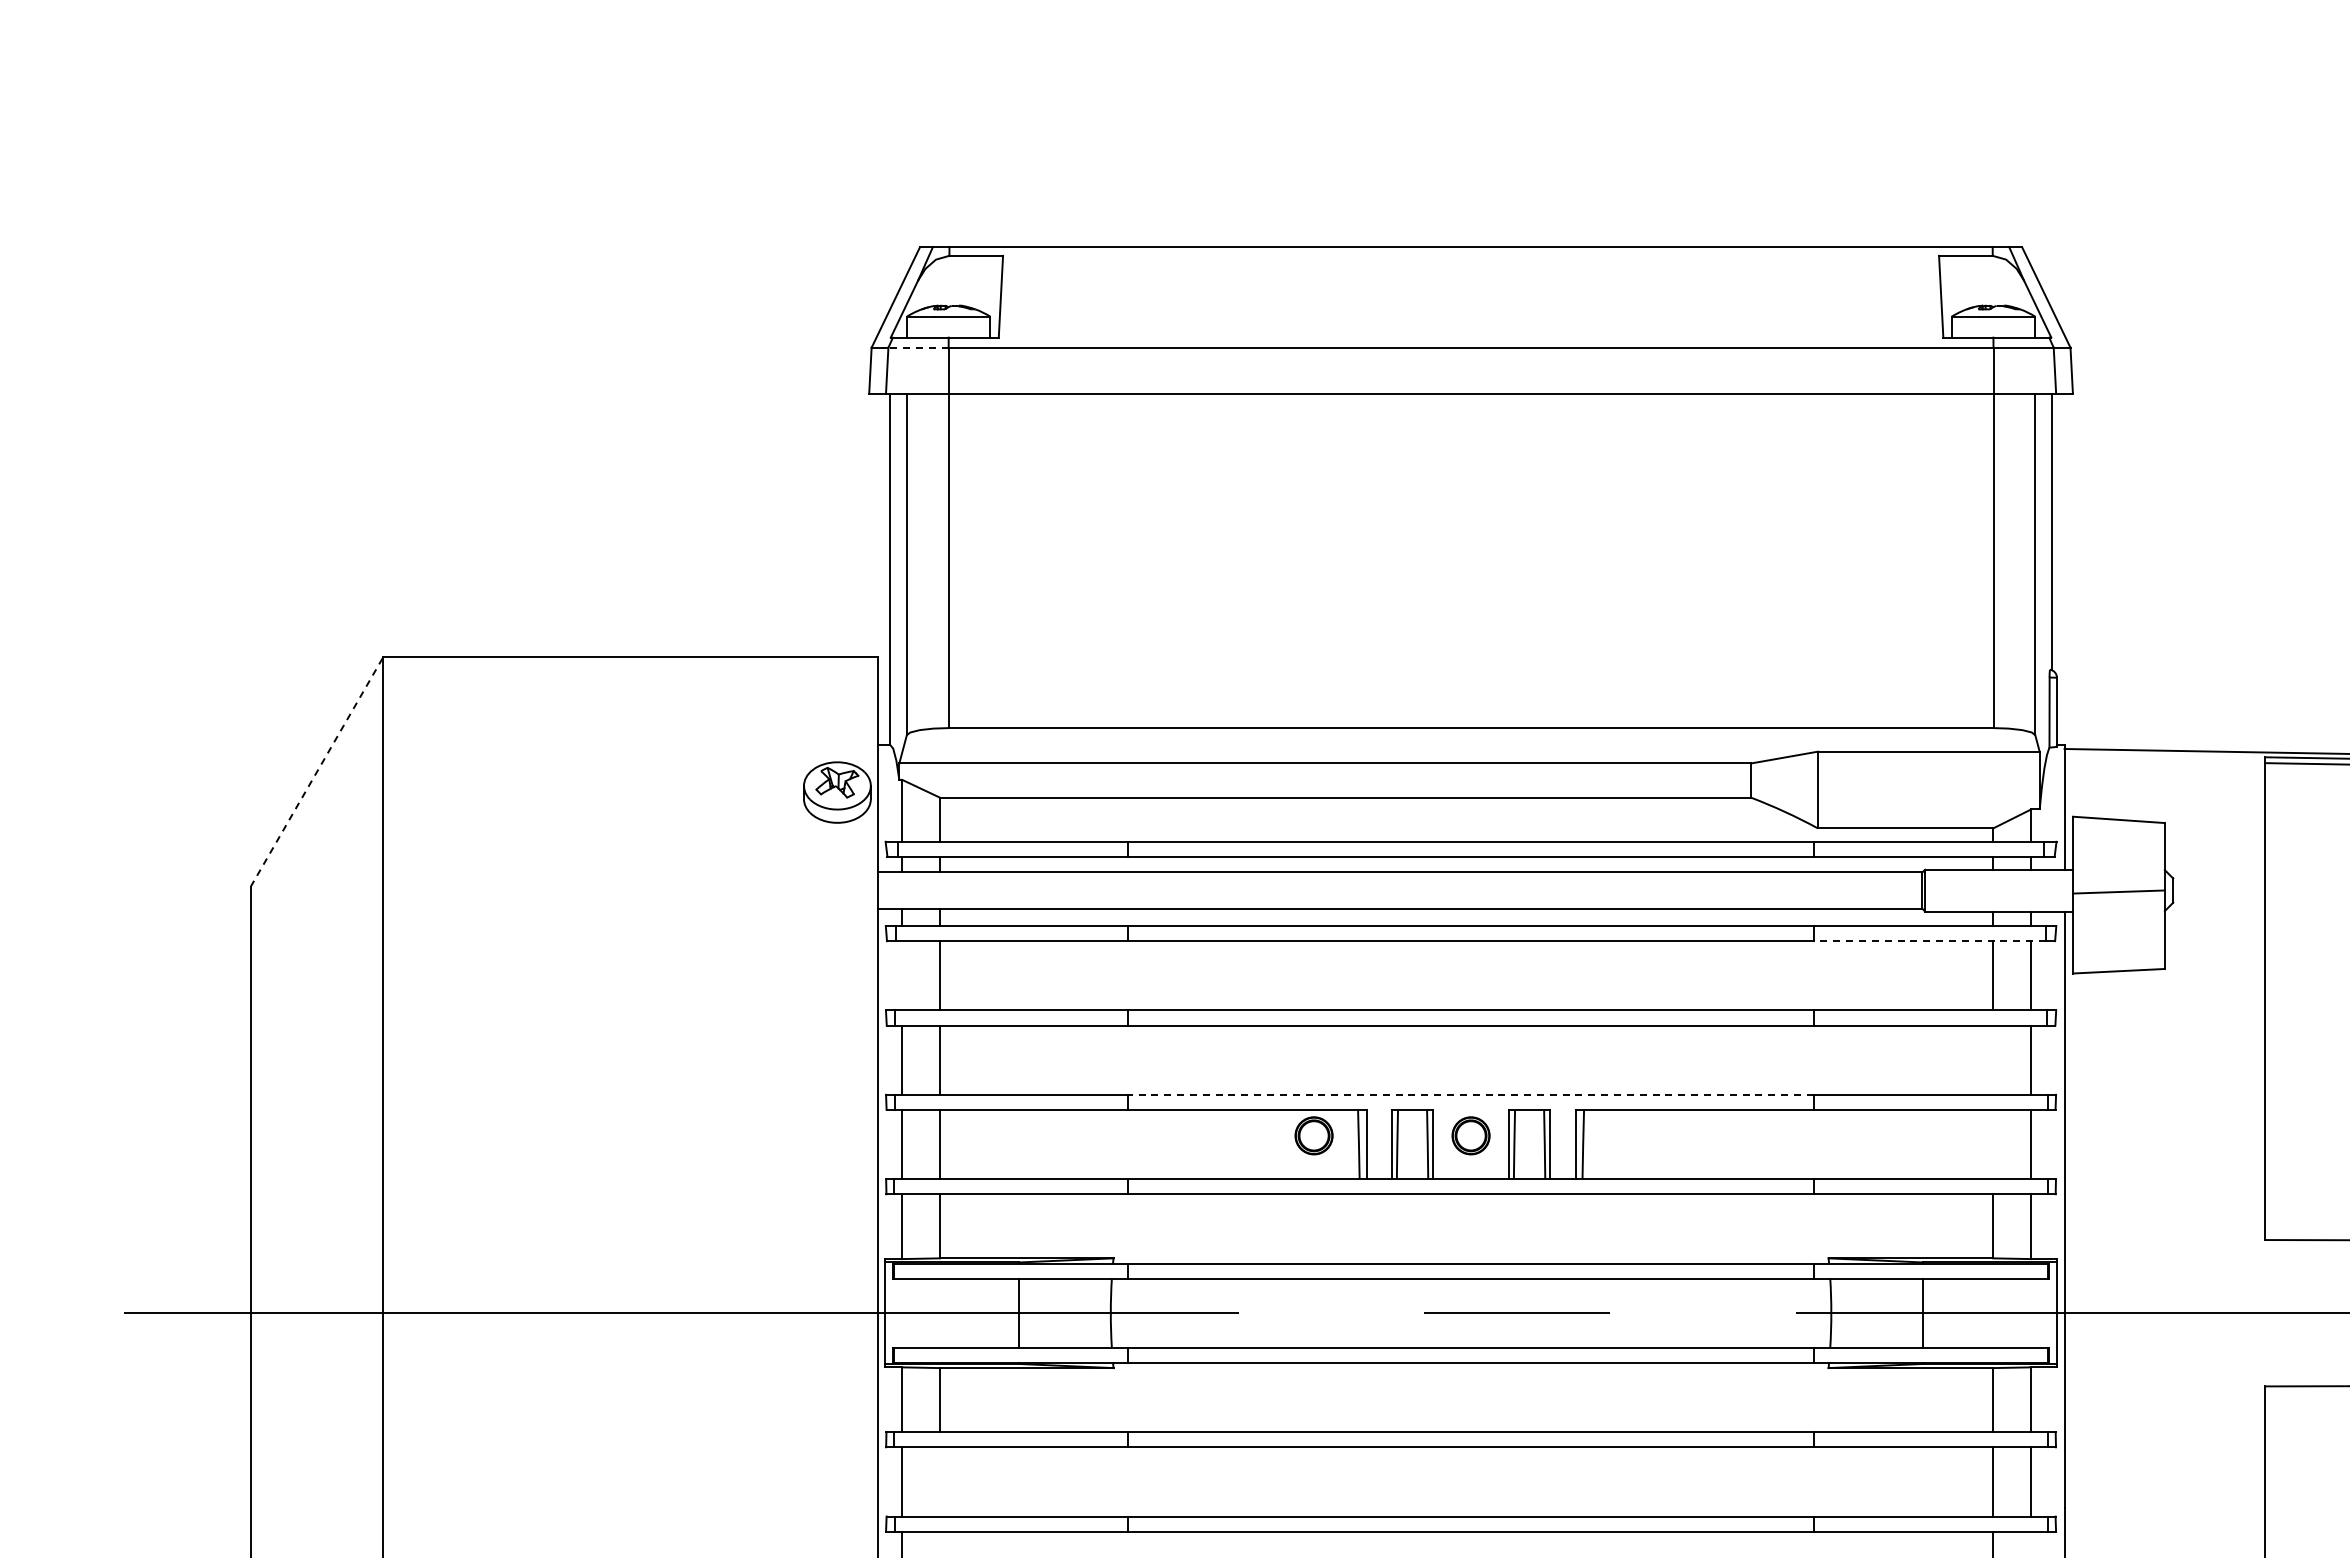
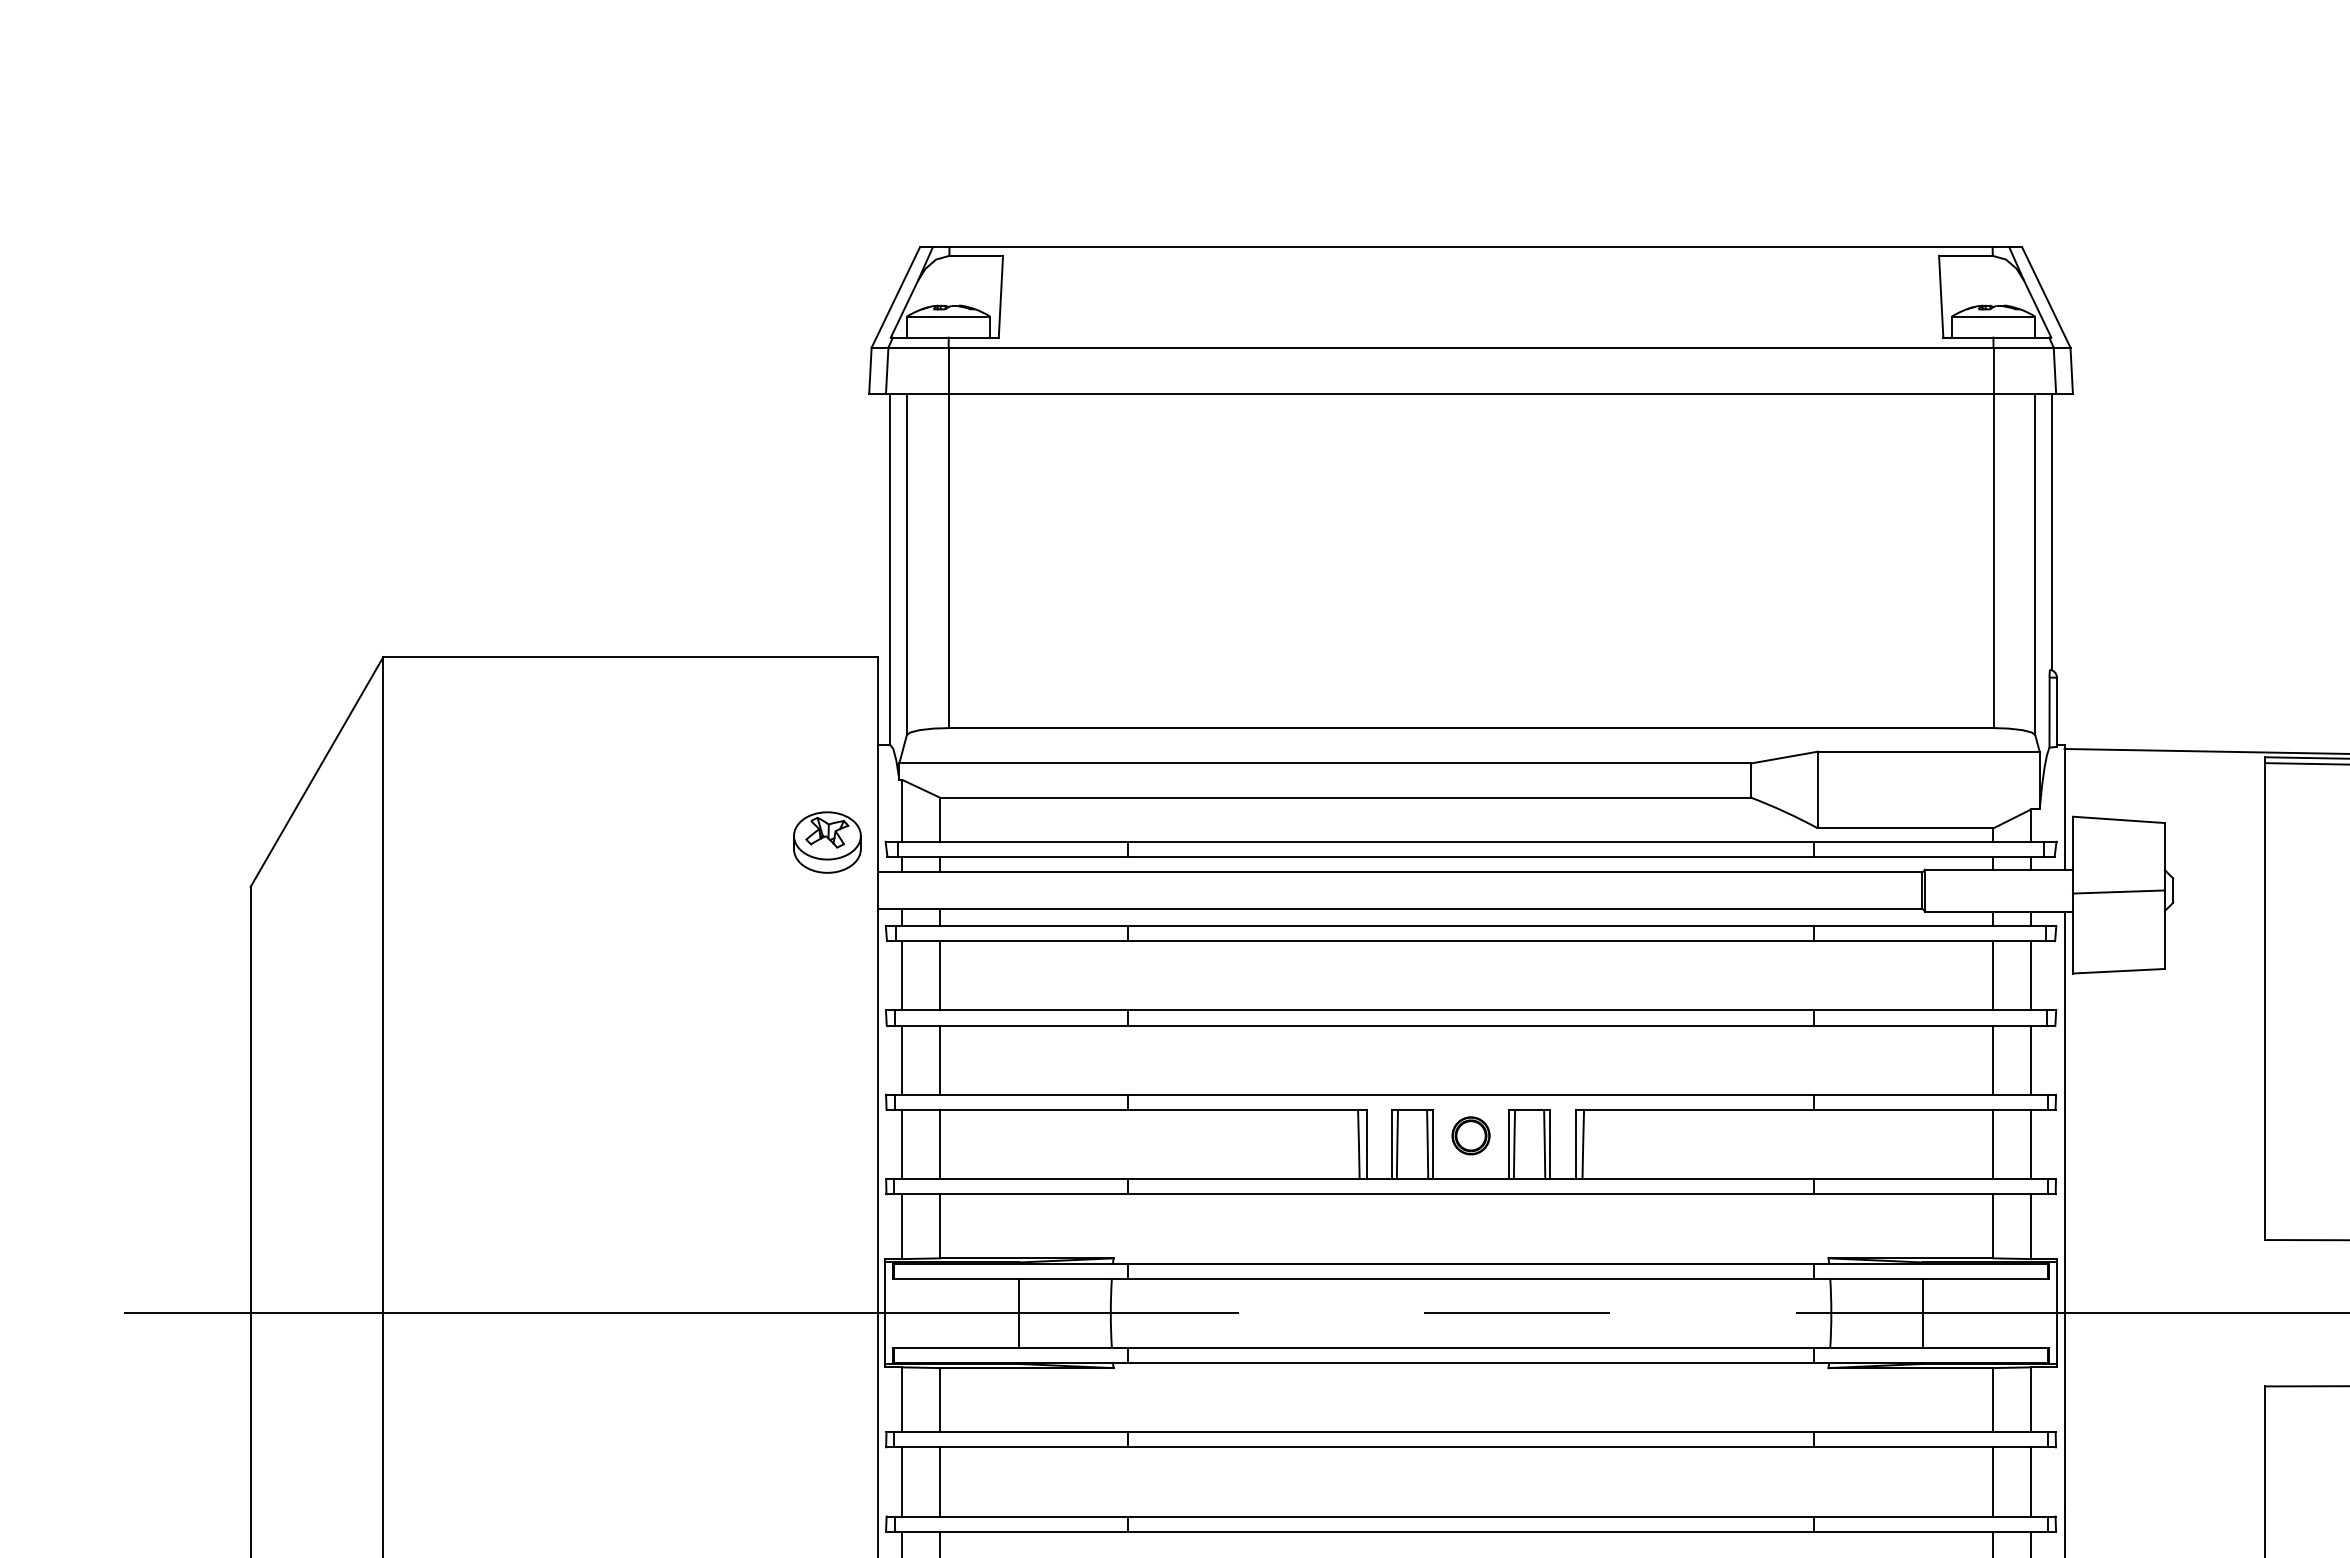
line: dashed -> solid (918, 347)
line: dashed -> solid (317, 771)
part position: (837, 792) -> (827, 842) (827, 842)
line: dashed -> solid (1929, 941)
line: none -> present (902, 975)
line: none -> present (1993, 1059)
line: dashed -> solid (1471, 1094)
part: present -> none (1313, 1135)
line: none -> present (1993, 1144)
line: none -> present (940, 1481)
line: none -> present (940, 1542)
line: none -> present (2031, 1542)
